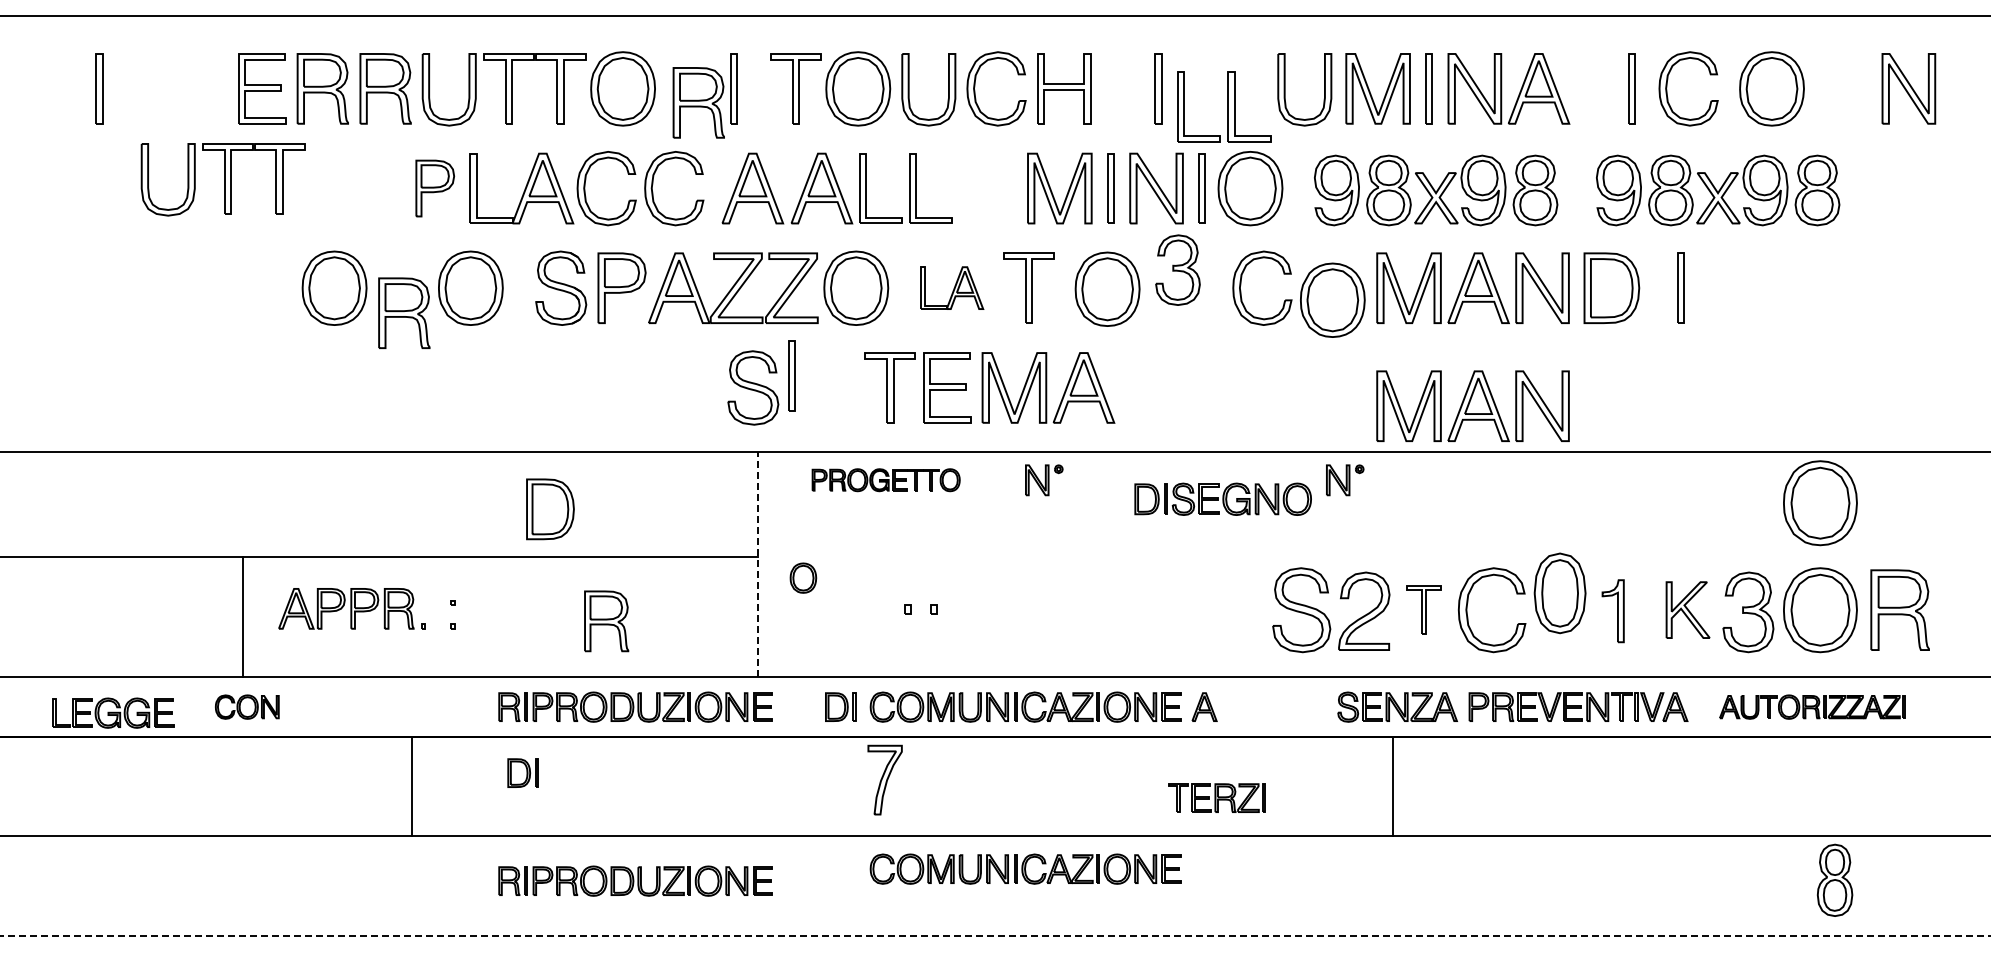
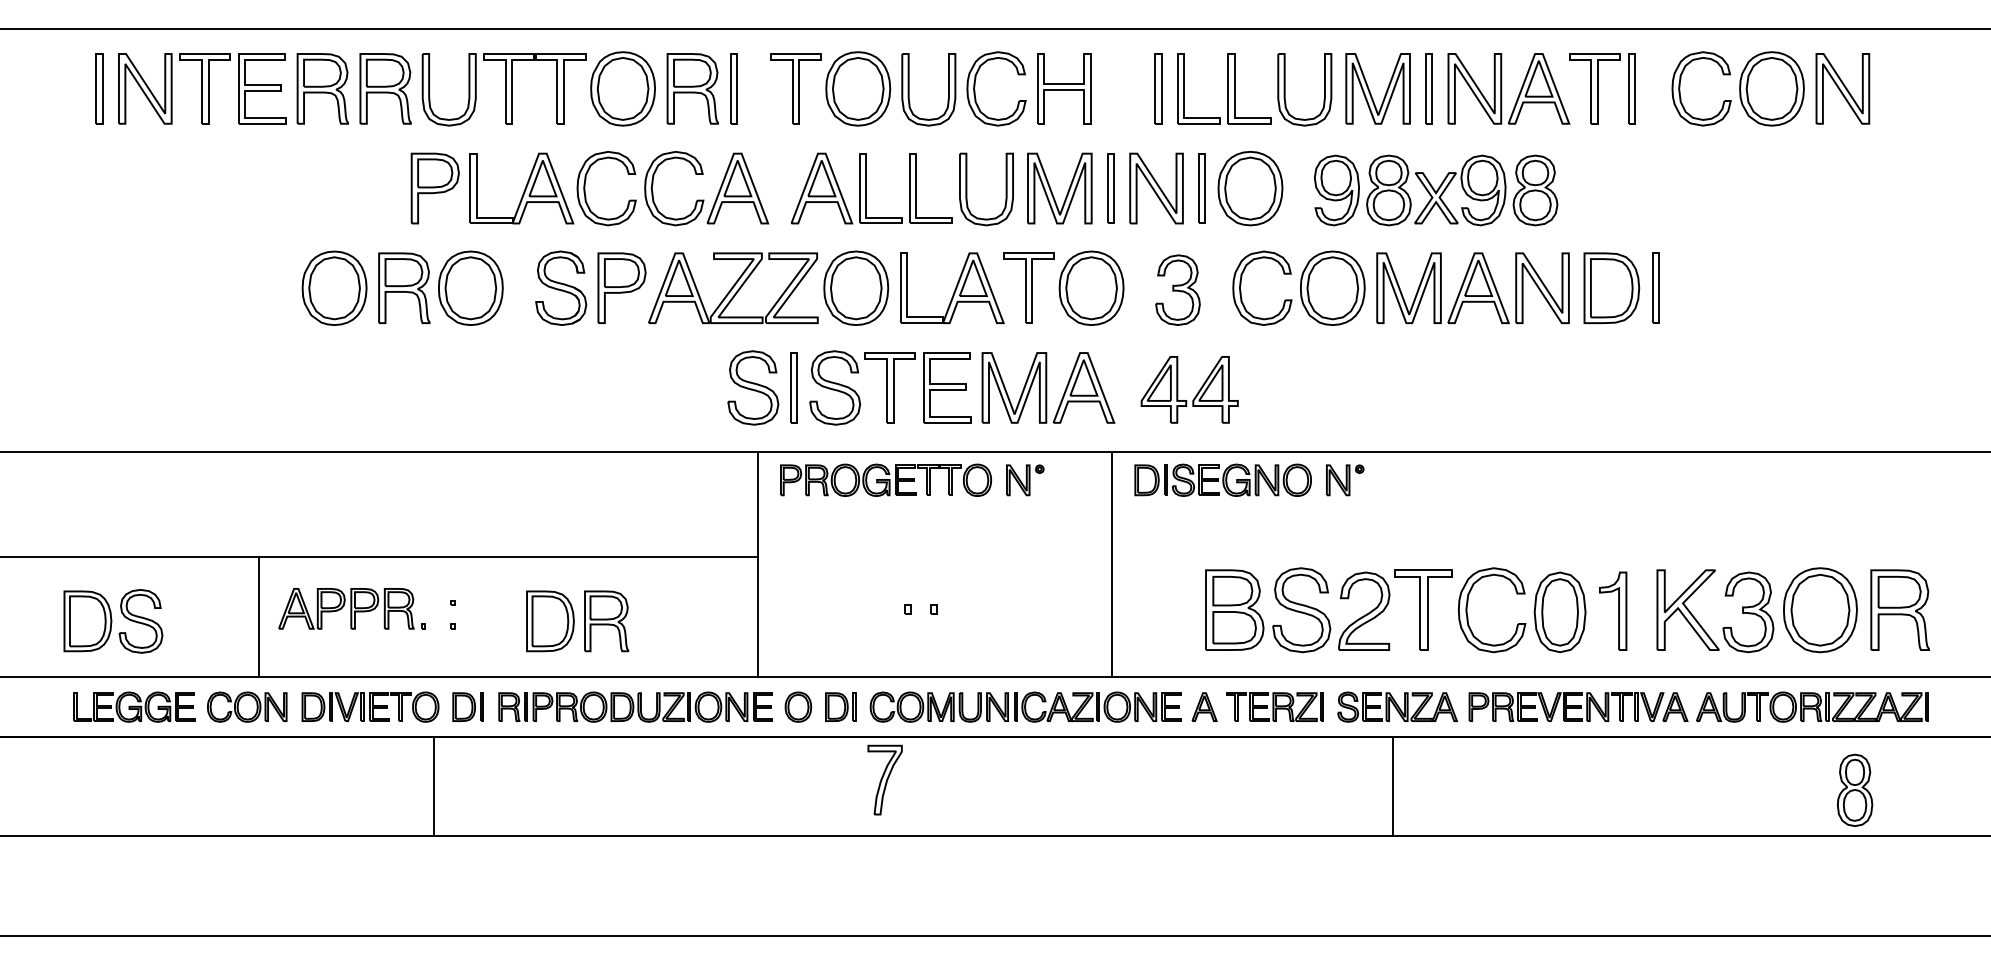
line position: (994, 15) -> (994, 28) (994, 28)
part position: (1667, 87) -> (1680, 87) (1680, 87)
part: none -> present (174, 88)
part: none -> present (1594, 88)
part position: (1908, 88) -> (1842, 88) (1842, 88)
part position: (698, 102) -> (692, 88) (692, 88)
part position: (1224, 106) -> (1224, 88) (1224, 88)
part: present -> none (222, 179)
part size: 41x59 px -> 50x73 px (434, 188)
part position: (752, 188) -> (737, 188) (737, 188)
part: none -> present (967, 189)
part: present -> none (1718, 190)
part position: (1177, 269) -> (1177, 289) (1177, 289)
part size: 65x44 px -> 105x72 px (952, 287)
part position: (1680, 287) -> (1655, 287) (1655, 287)
part position: (1107, 288) -> (1091, 287) (1091, 287)
part position: (1332, 299) -> (1332, 287) (1332, 287)
part position: (404, 312) -> (404, 287) (404, 287)
part position: (791, 375) -> (793, 387) (793, 387)
part: none -> present (835, 387)
part: none -> present (1195, 395)
part: present -> none (1472, 405)
part size: 150x25 px -> 213x34 px (886, 479)
part position: (1044, 480) -> (1025, 480) (1025, 480)
part position: (1222, 498) -> (1222, 479) (1222, 479)
part: present -> none (1820, 503)
part position: (550, 509) -> (550, 621) (550, 621)
line: none -> present (1112, 563)
line: dashed -> solid (757, 564)
part position: (803, 577) -> (798, 706) (798, 706)
part position: (1559, 593) -> (1559, 612) (1559, 612)
part: none -> present (1234, 609)
part size: 36x50 px -> 59x82 px (1423, 609)
part size: 46x58 px -> 64x82 px (1687, 609)
part size: 24x65 px -> 29x80 px (1613, 610)
line position: (243, 616) -> (259, 616) (259, 616)
part: none -> present (113, 621)
part size: 65x26 px -> 81x32 px (247, 706)
part: none -> present (370, 706)
part size: 187x26 px -> 233x32 px (1812, 706)
part position: (113, 712) -> (134, 706) (134, 706)
part position: (522, 772) -> (467, 706) (467, 706)
line position: (411, 786) -> (433, 786) (433, 786)
part position: (1216, 797) -> (1274, 706) (1274, 706)
part: present -> none (1025, 868)
part position: (1834, 879) -> (1854, 789) (1854, 789)
part: present -> none (635, 880)
line: dashed -> solid (995, 936)
